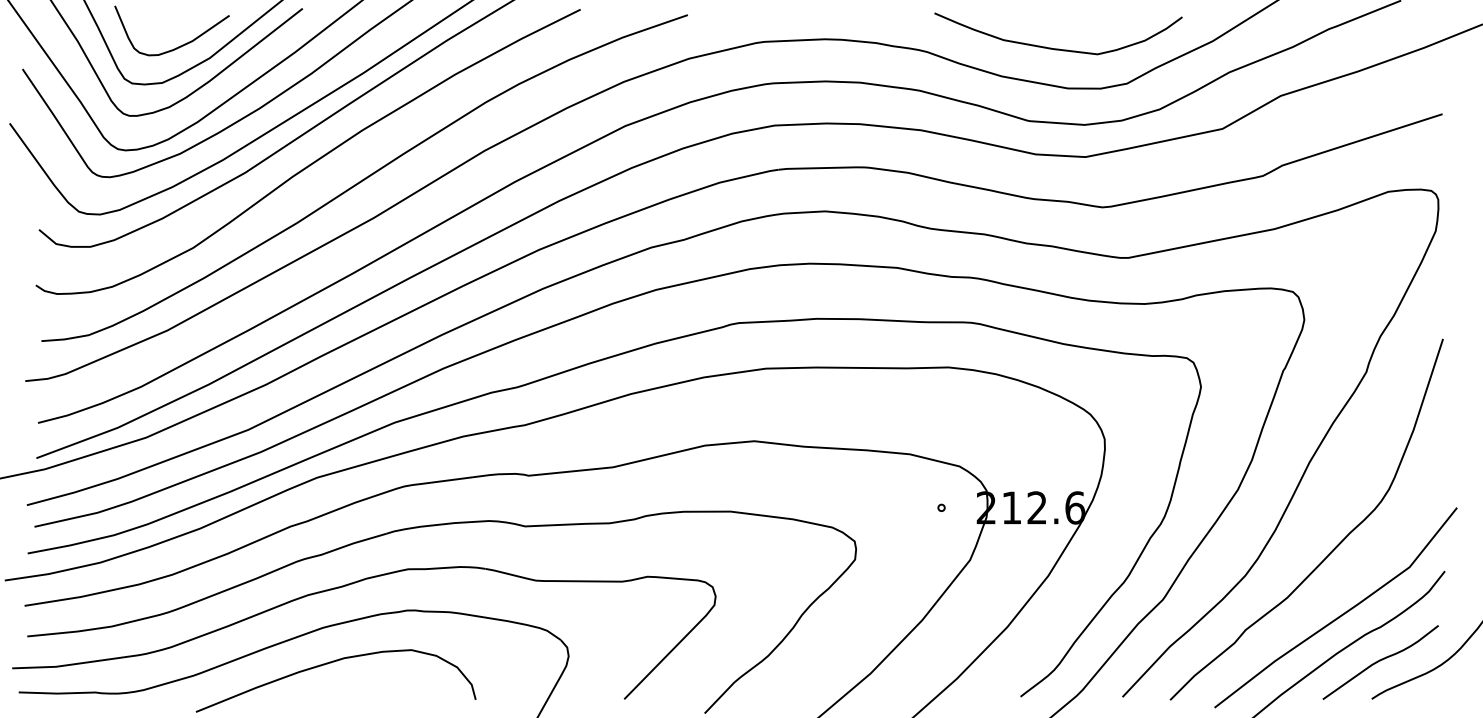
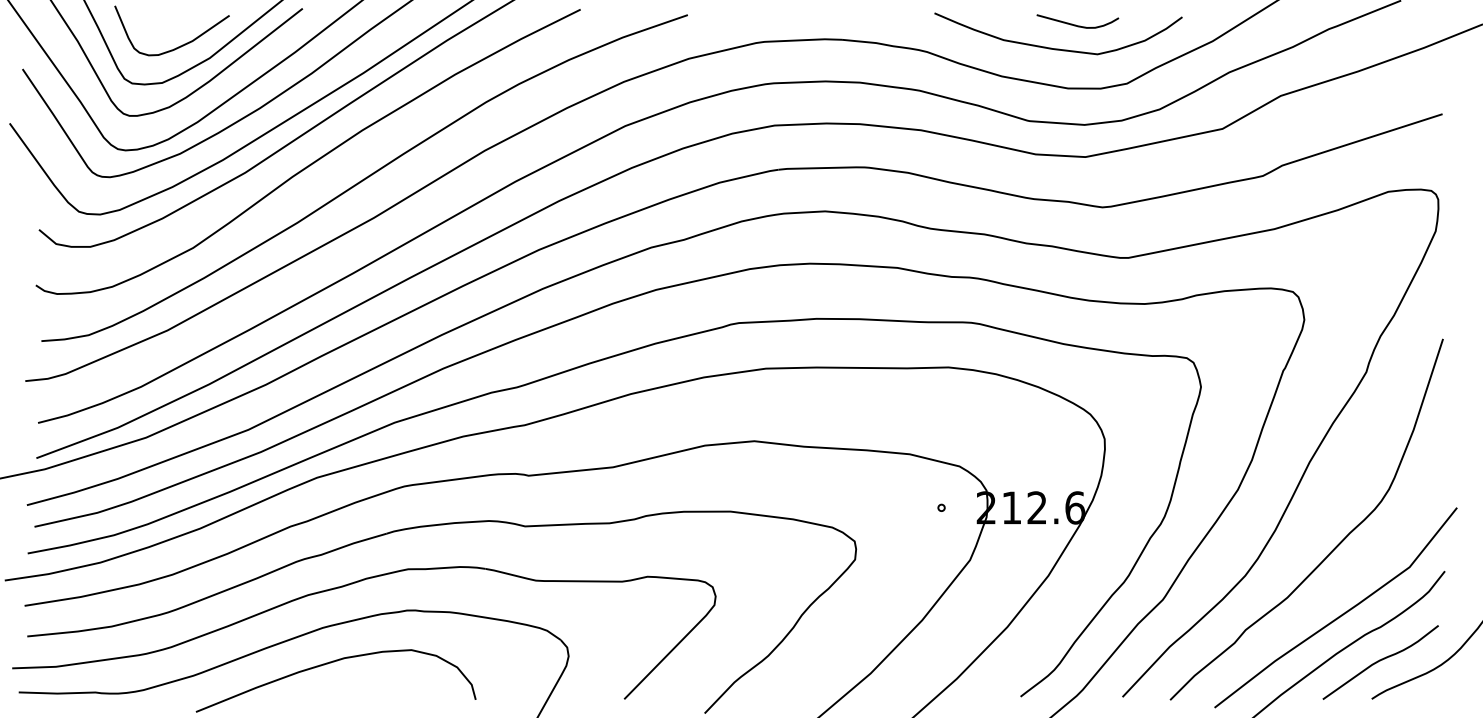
curve: none -> present (1075, 24)
